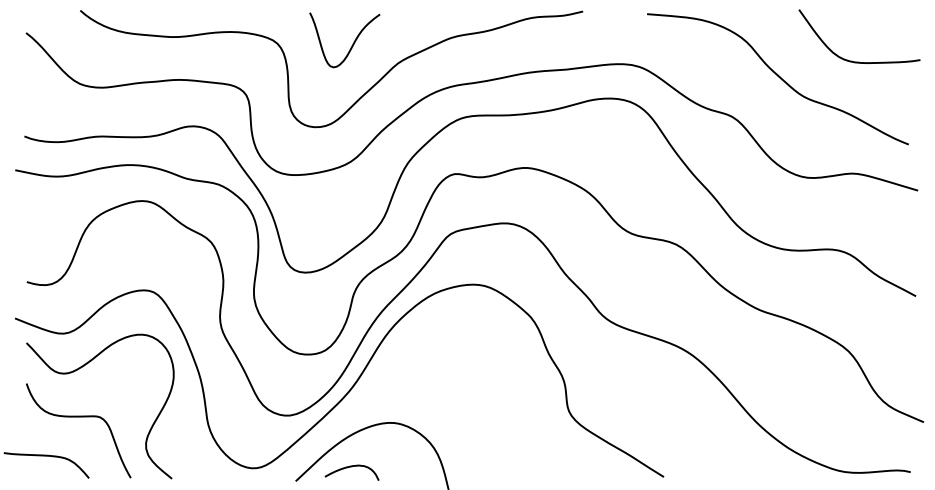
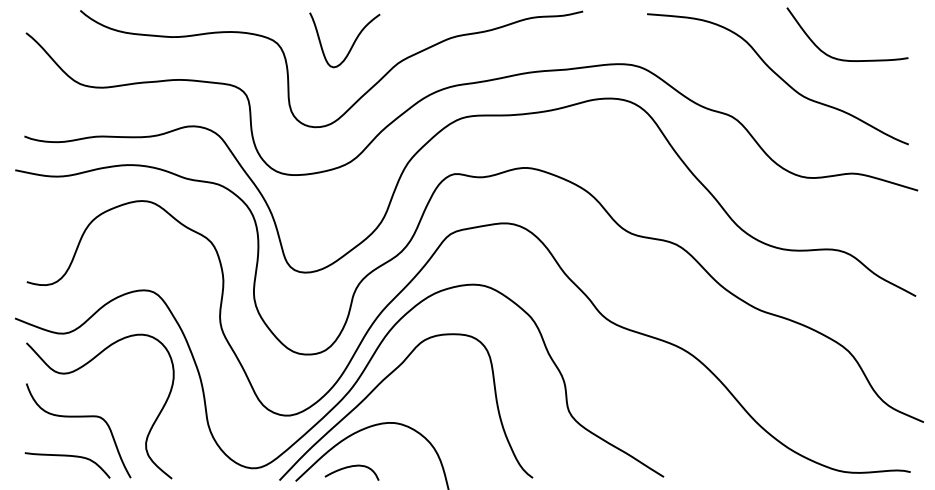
curve position: (859, 61) -> (847, 59) (847, 59)
curve: none -> present (382, 382)
curve position: (46, 456) -> (67, 456) (67, 456)
